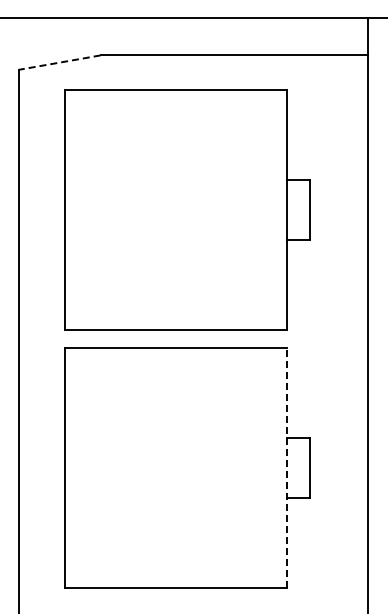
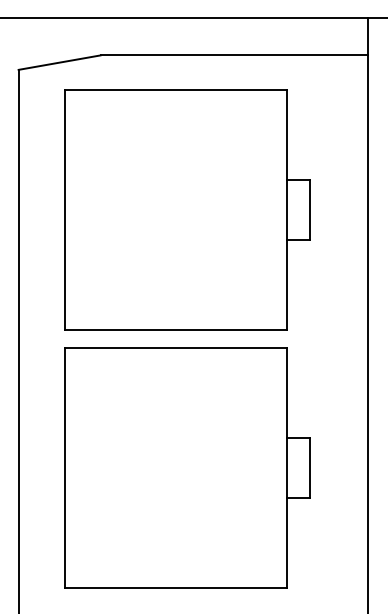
line: dashed -> solid (59, 62)
line: dashed -> solid (287, 468)
